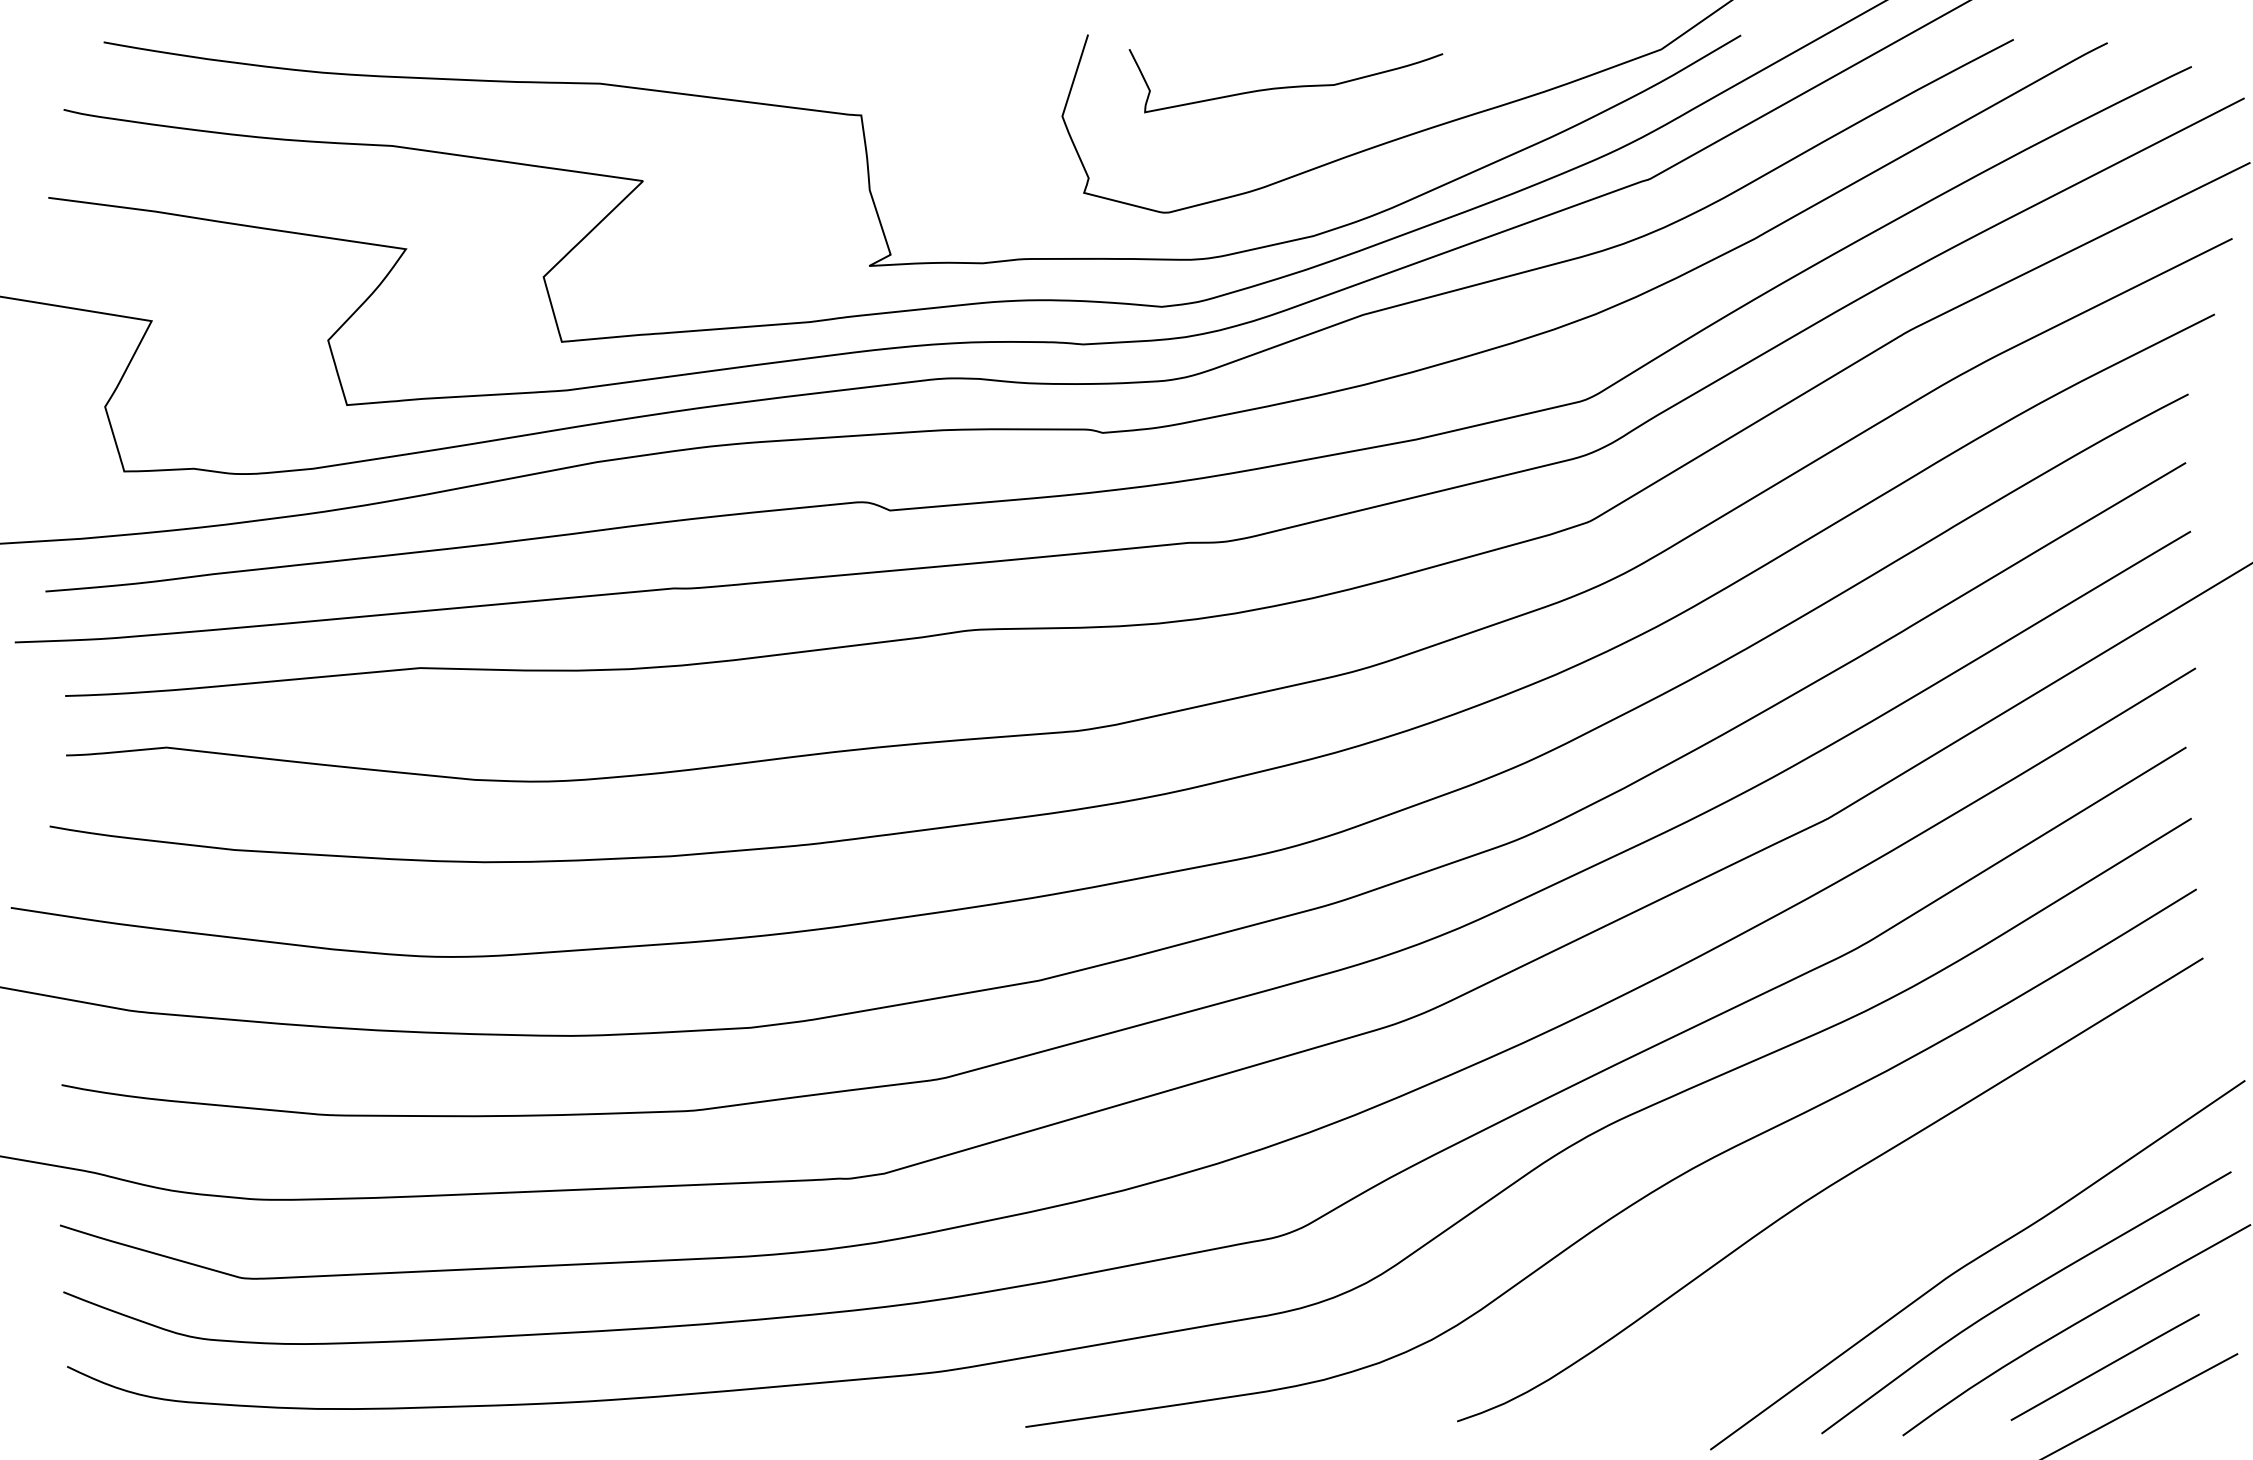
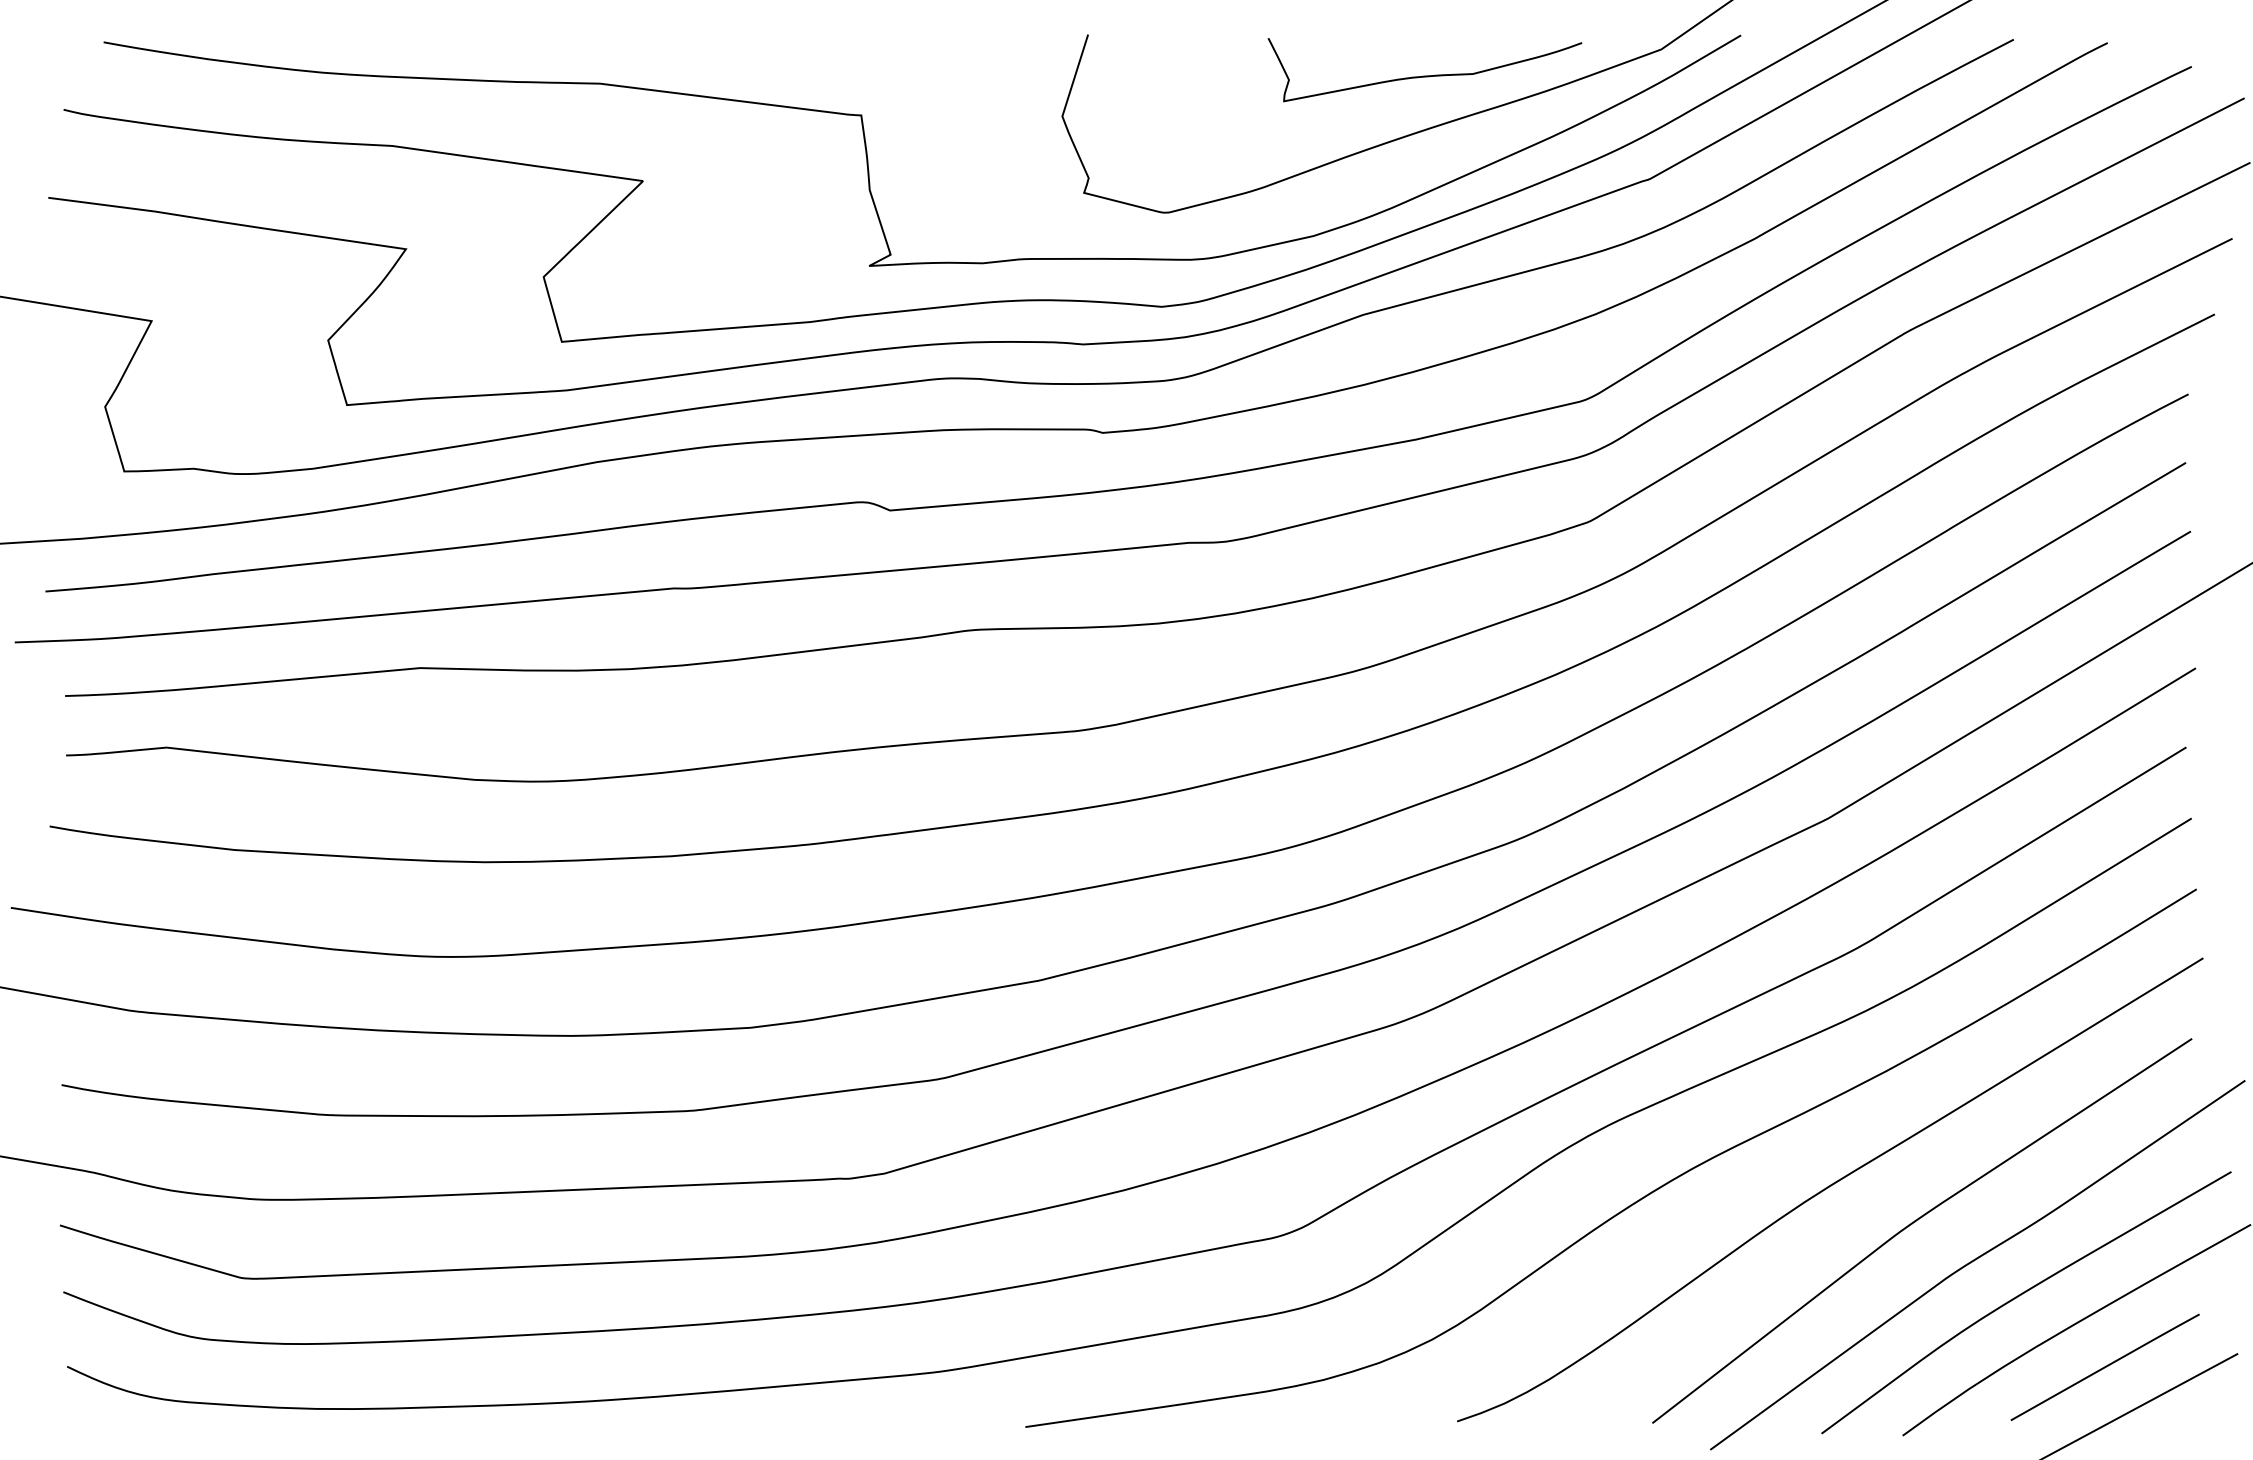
curve position: (1285, 86) -> (1424, 75) (1424, 75)
curve: none -> present (1915, 1222)
